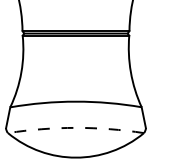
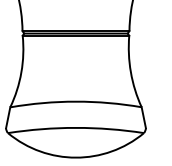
arc: dashed -> solid (76, 127)
